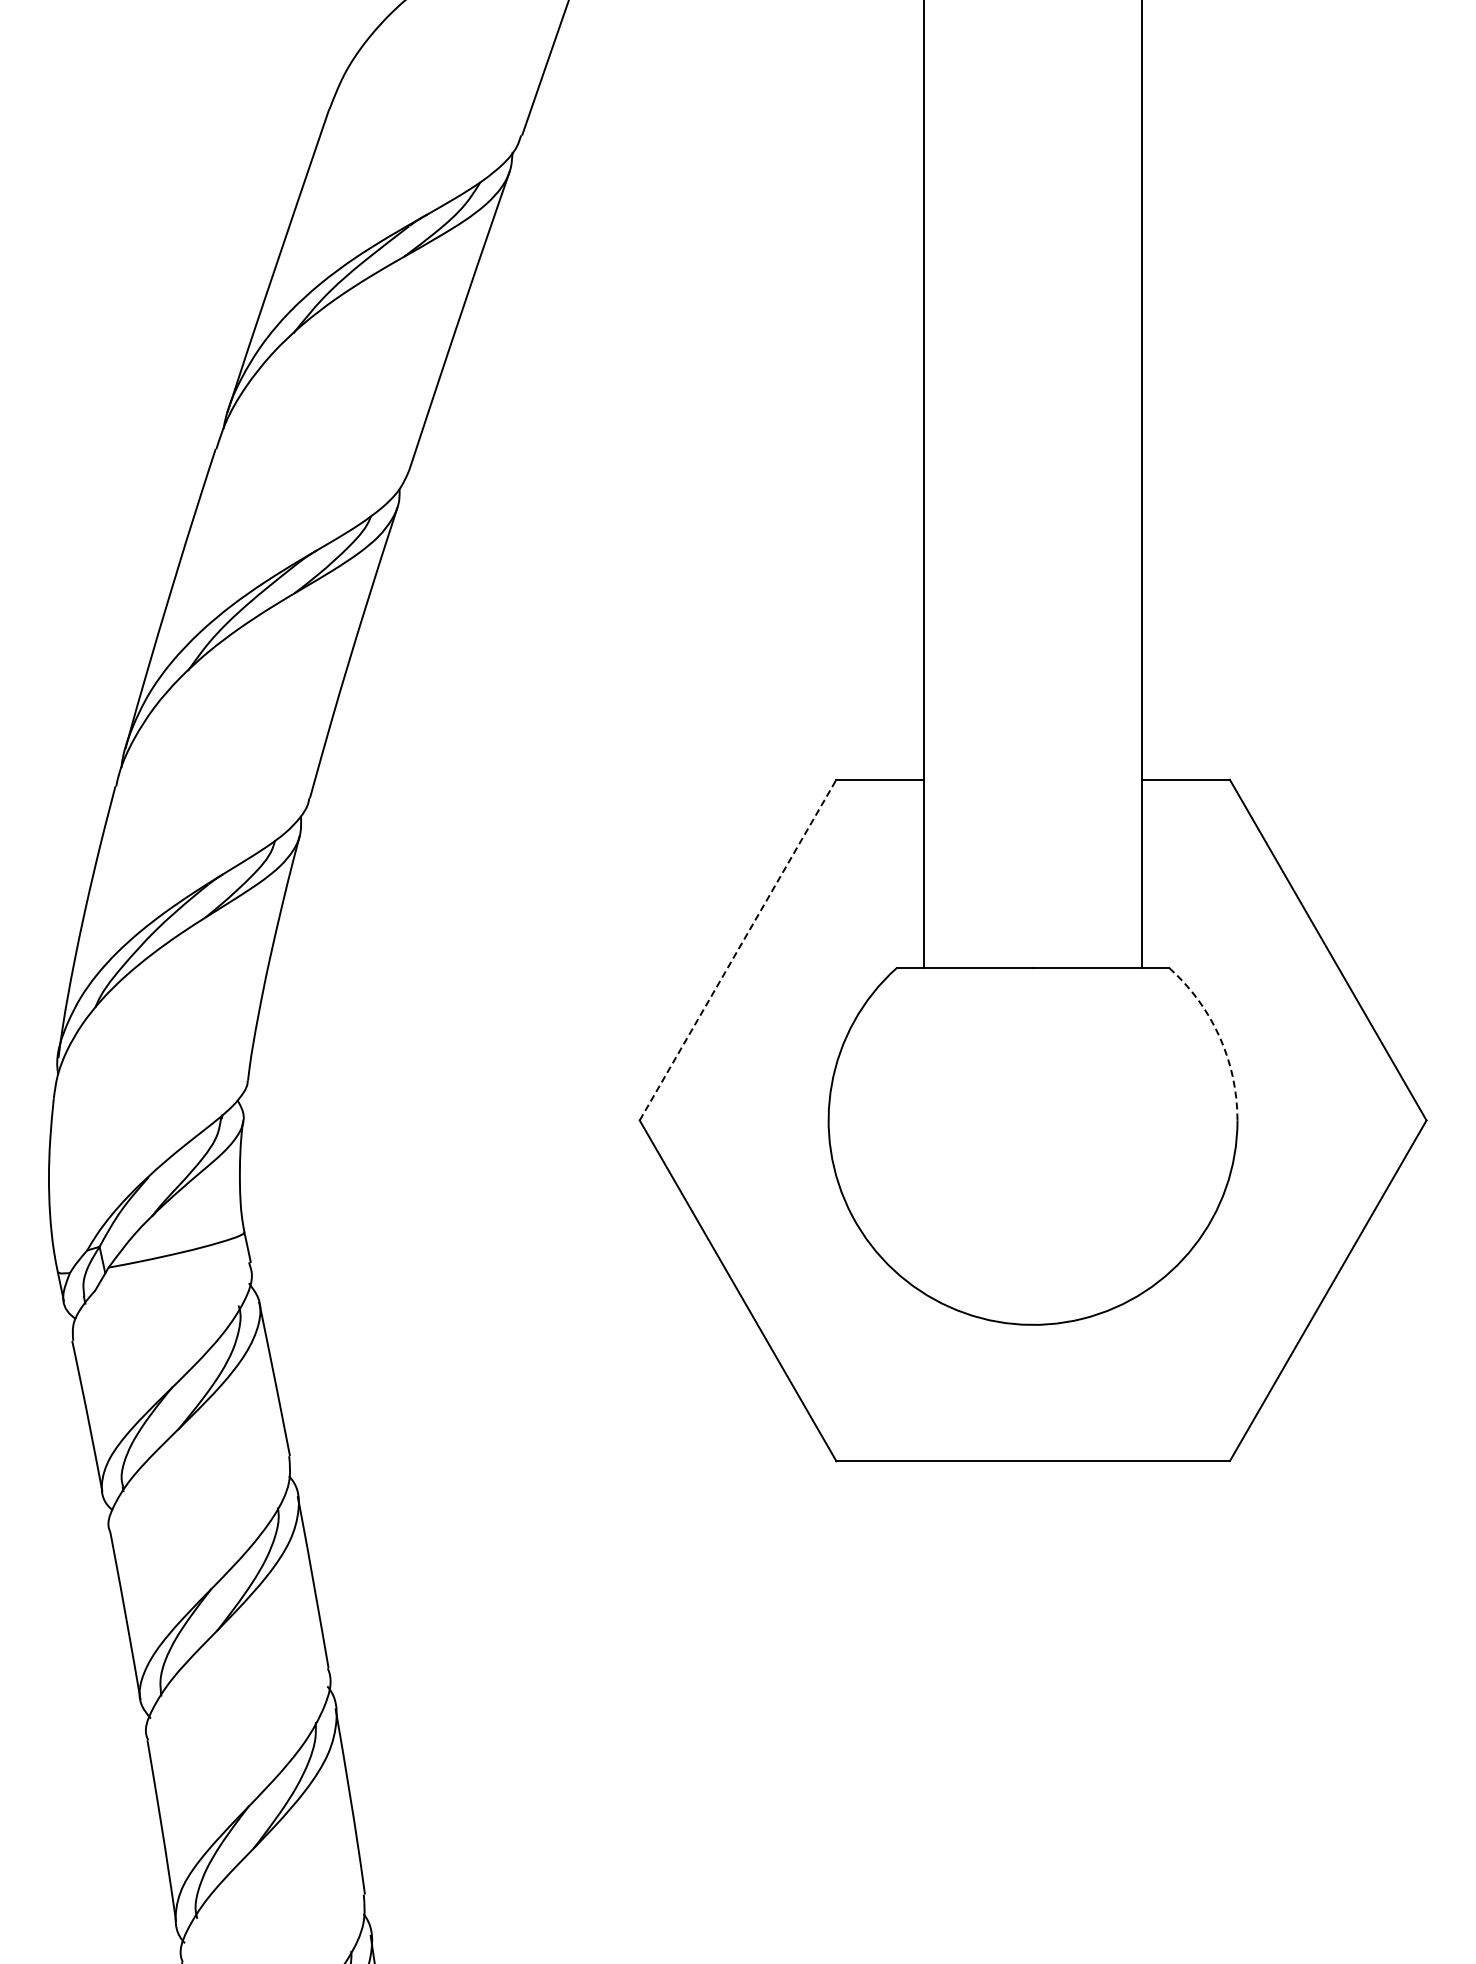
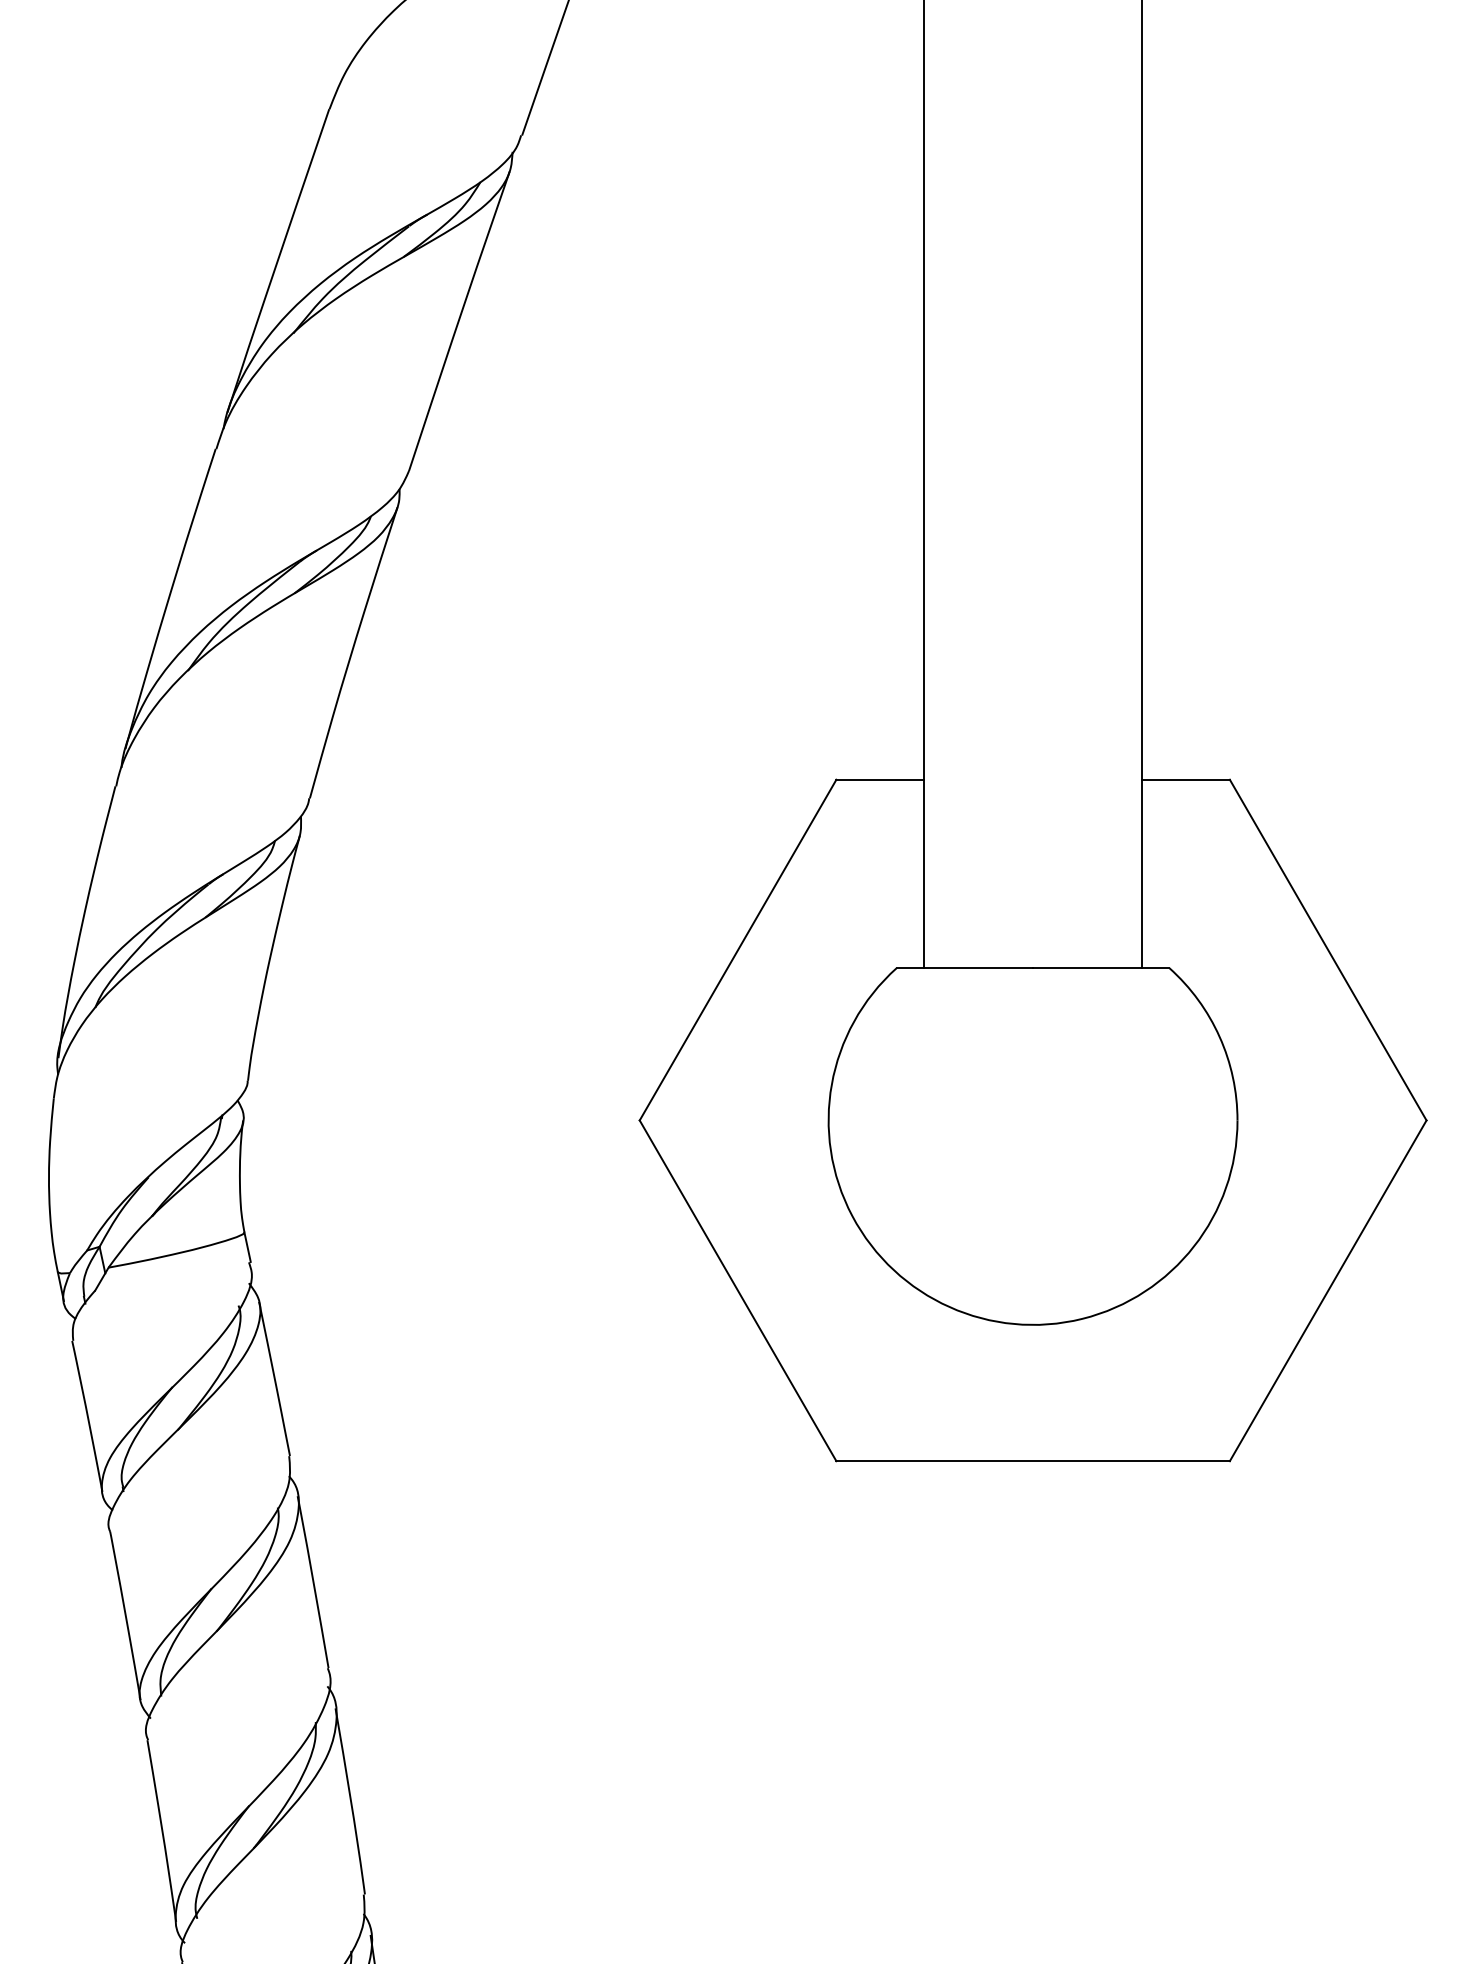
line: dashed -> solid (738, 950)
arc: dashed -> solid (1219, 1037)
